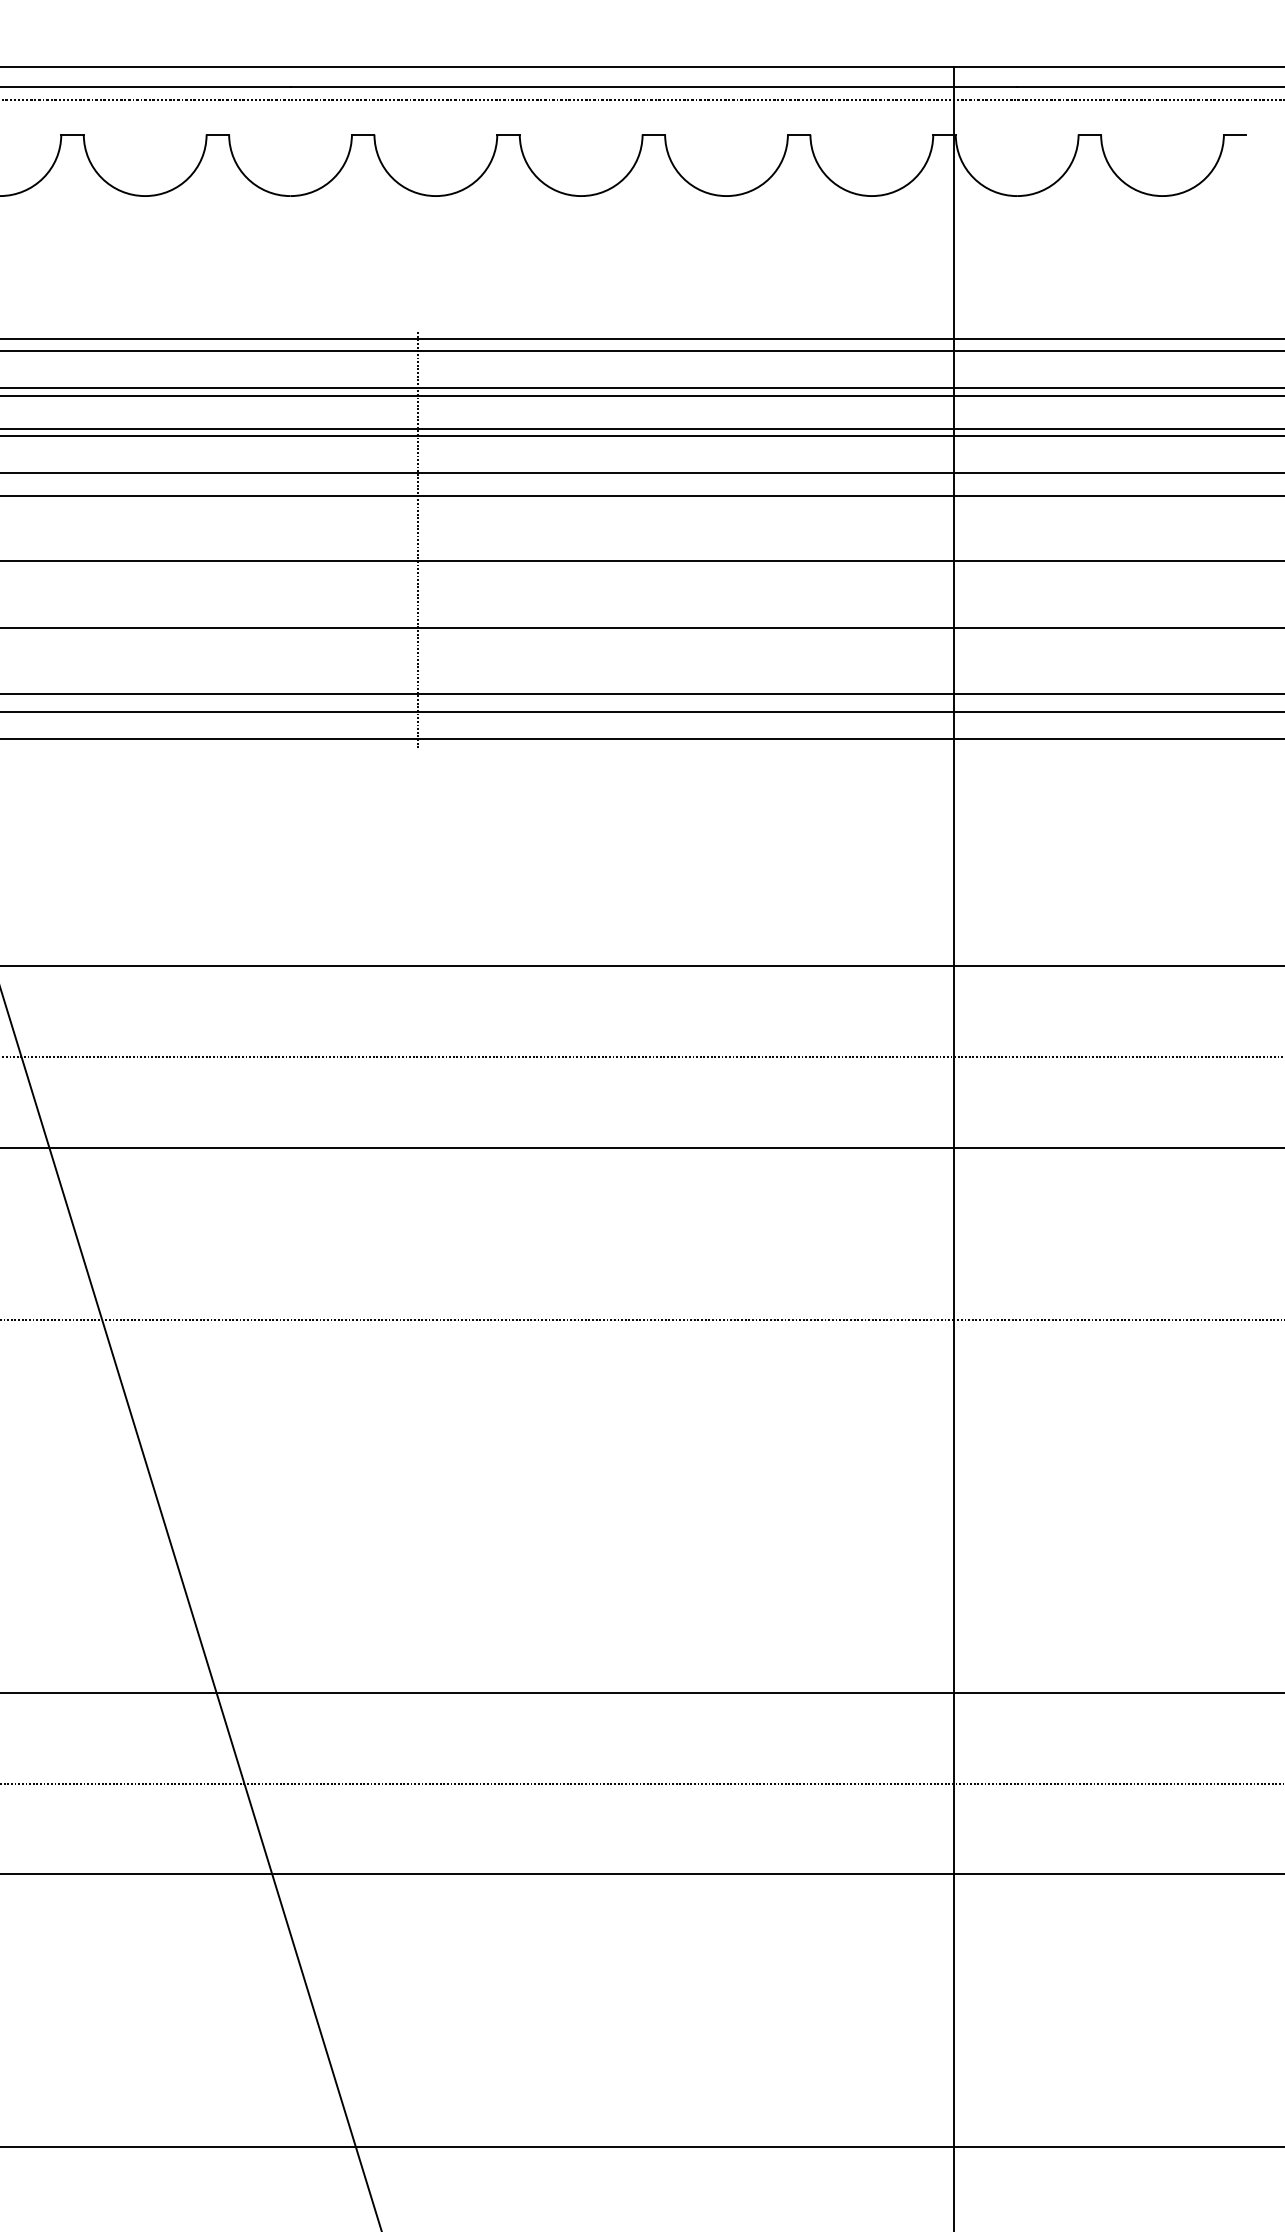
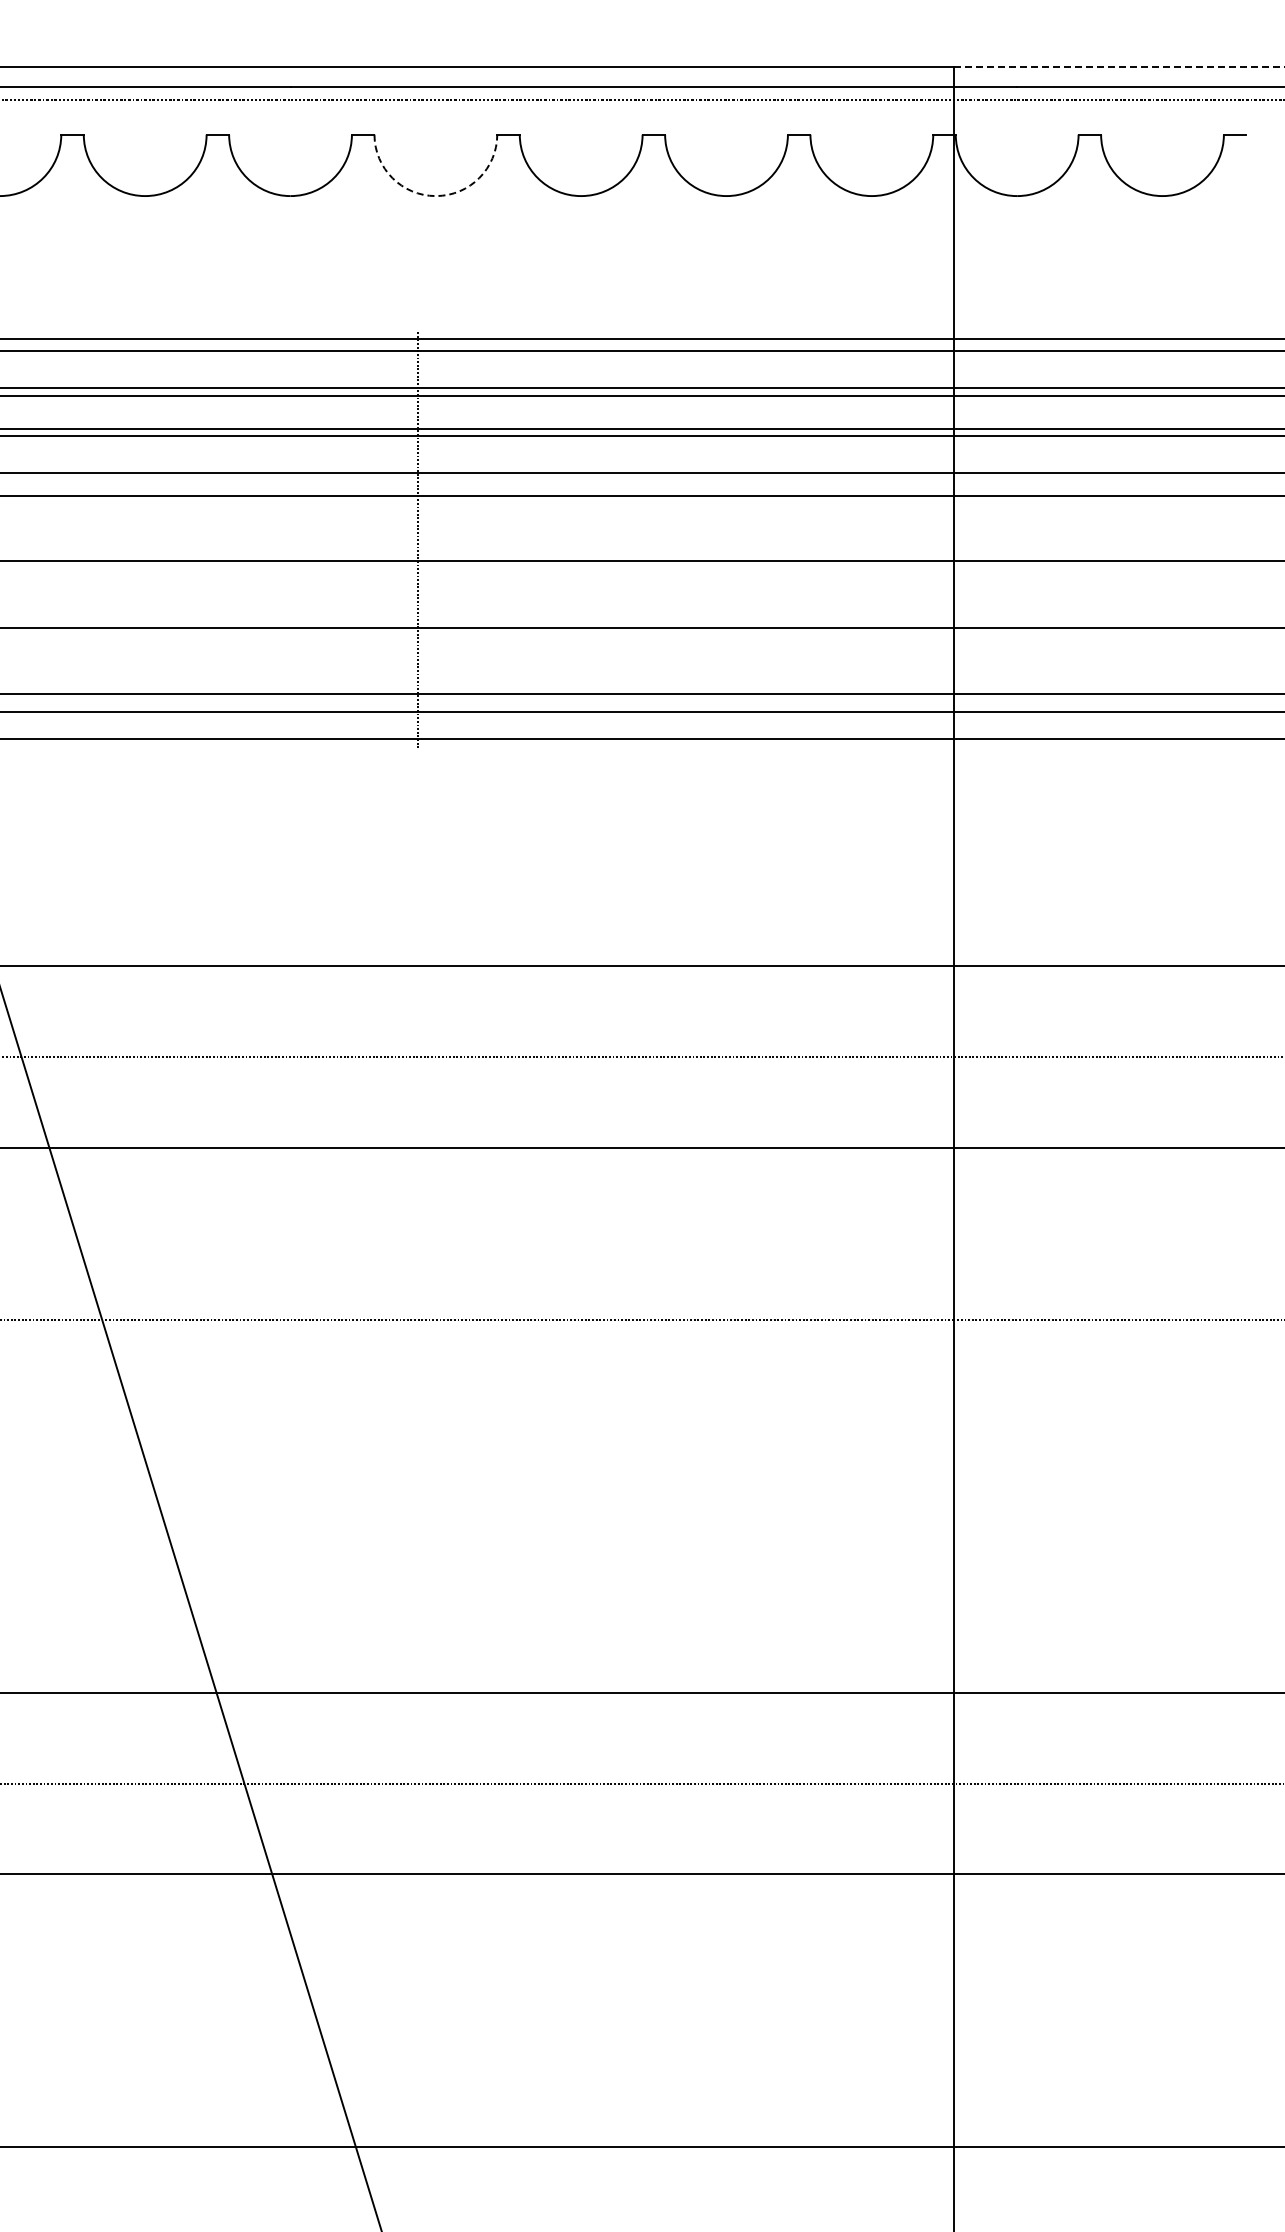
line: solid -> dashed (1119, 66)
arc: solid -> dashed (435, 196)
